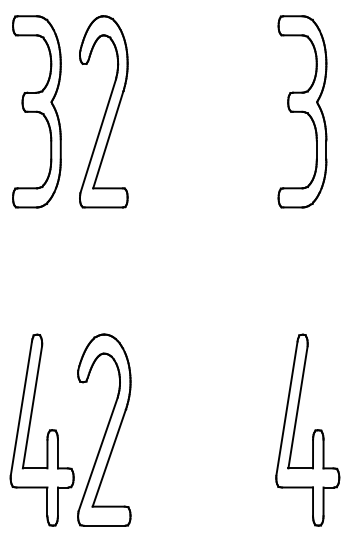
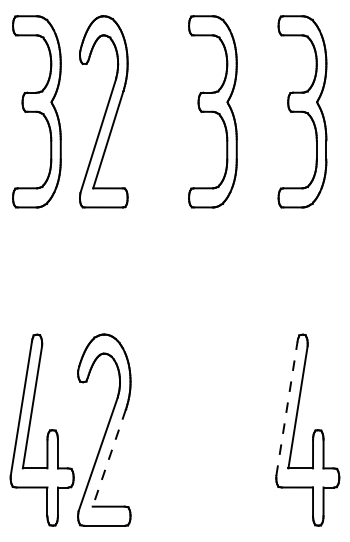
part: none -> present (212, 111)
line: solid -> dashed (287, 408)
line: solid -> dashed (109, 458)
